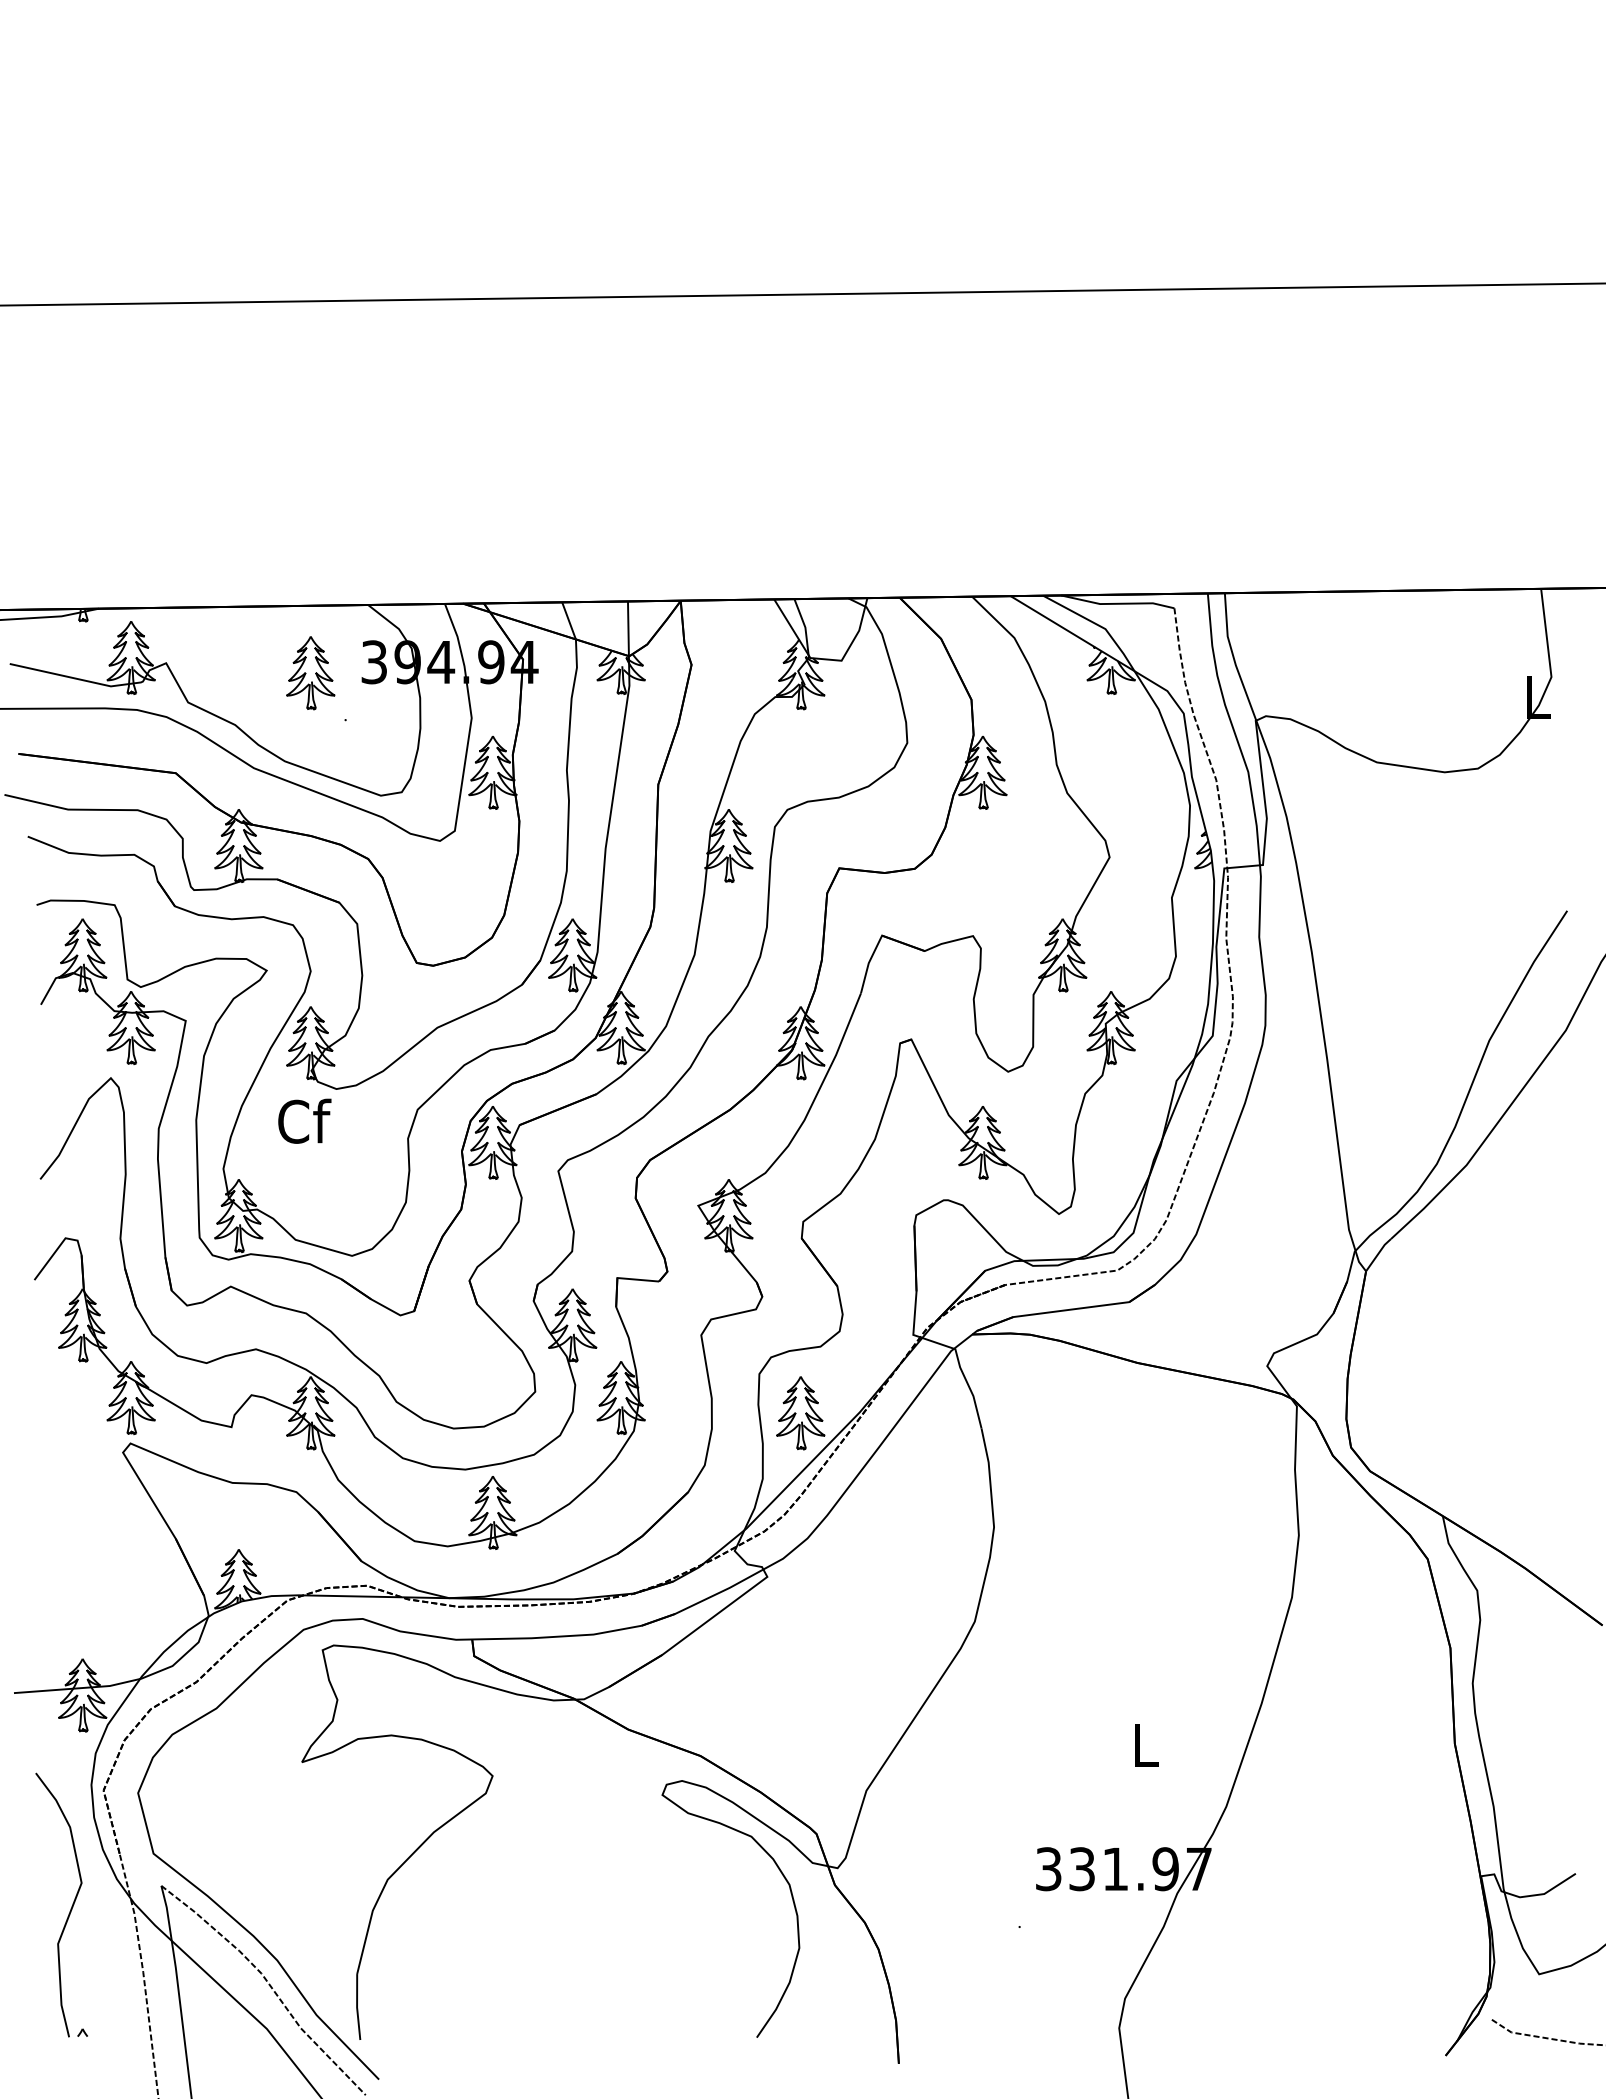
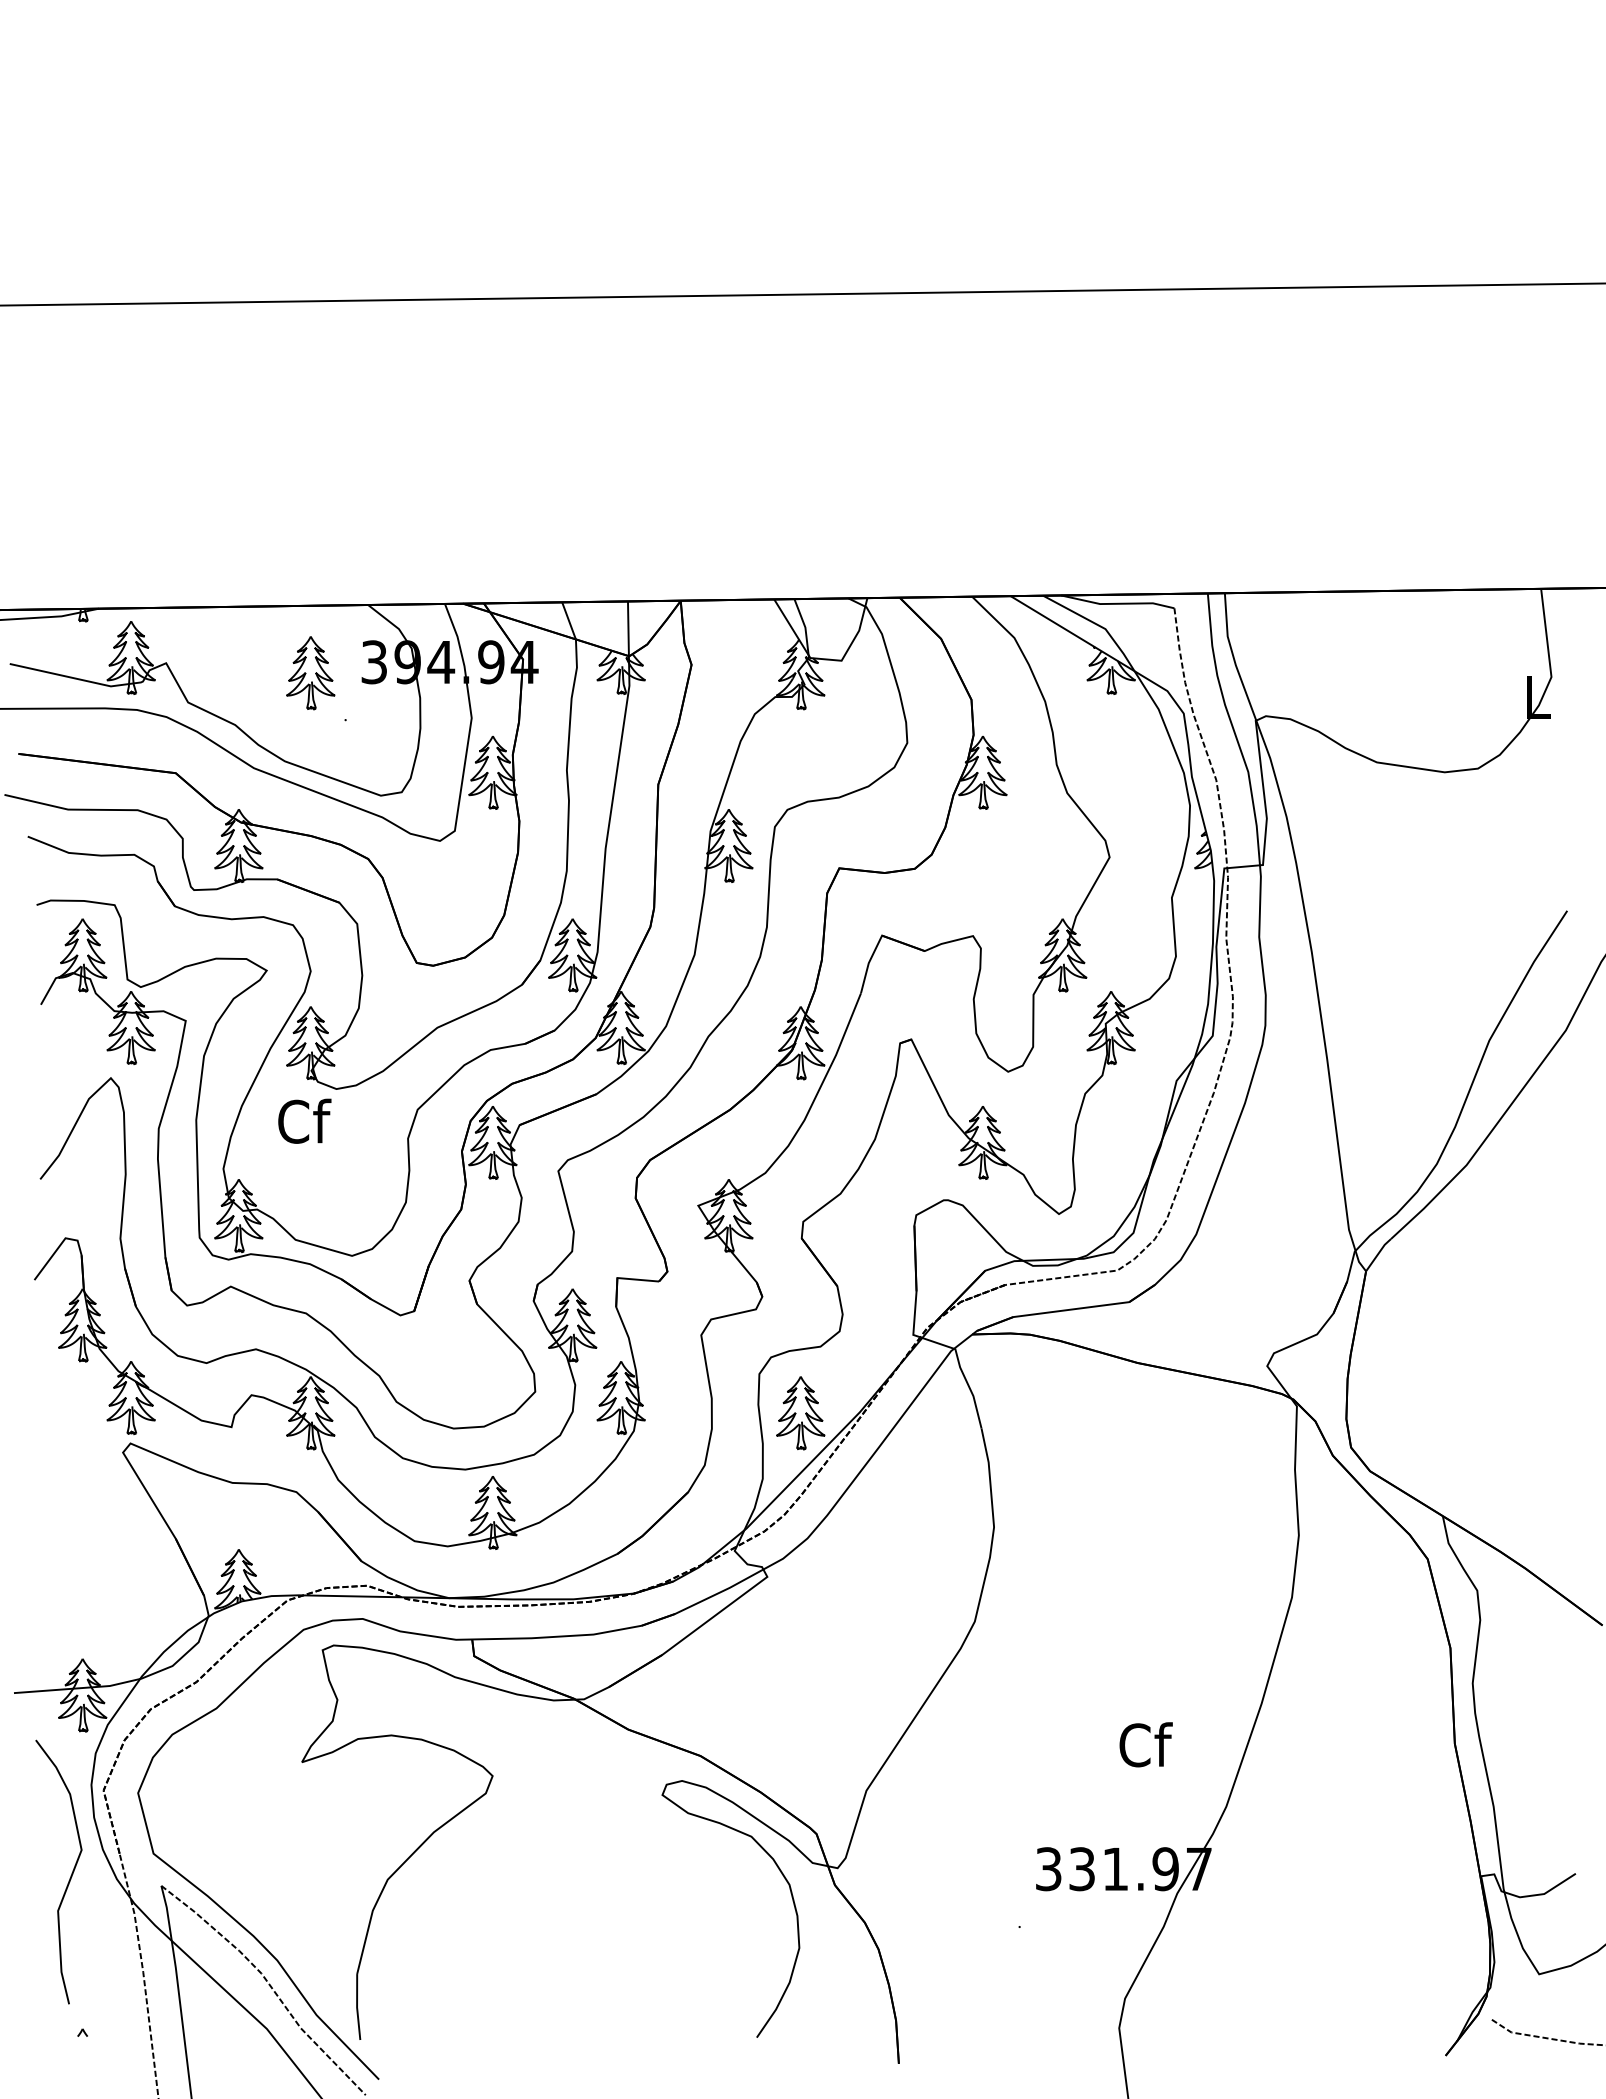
text: L -> Cf (1145, 1744)
curve position: (70, 1908) -> (70, 1875) (70, 1875)
